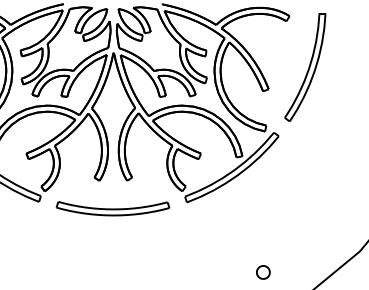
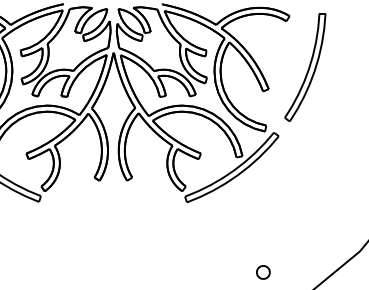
part: present -> none (112, 208)
